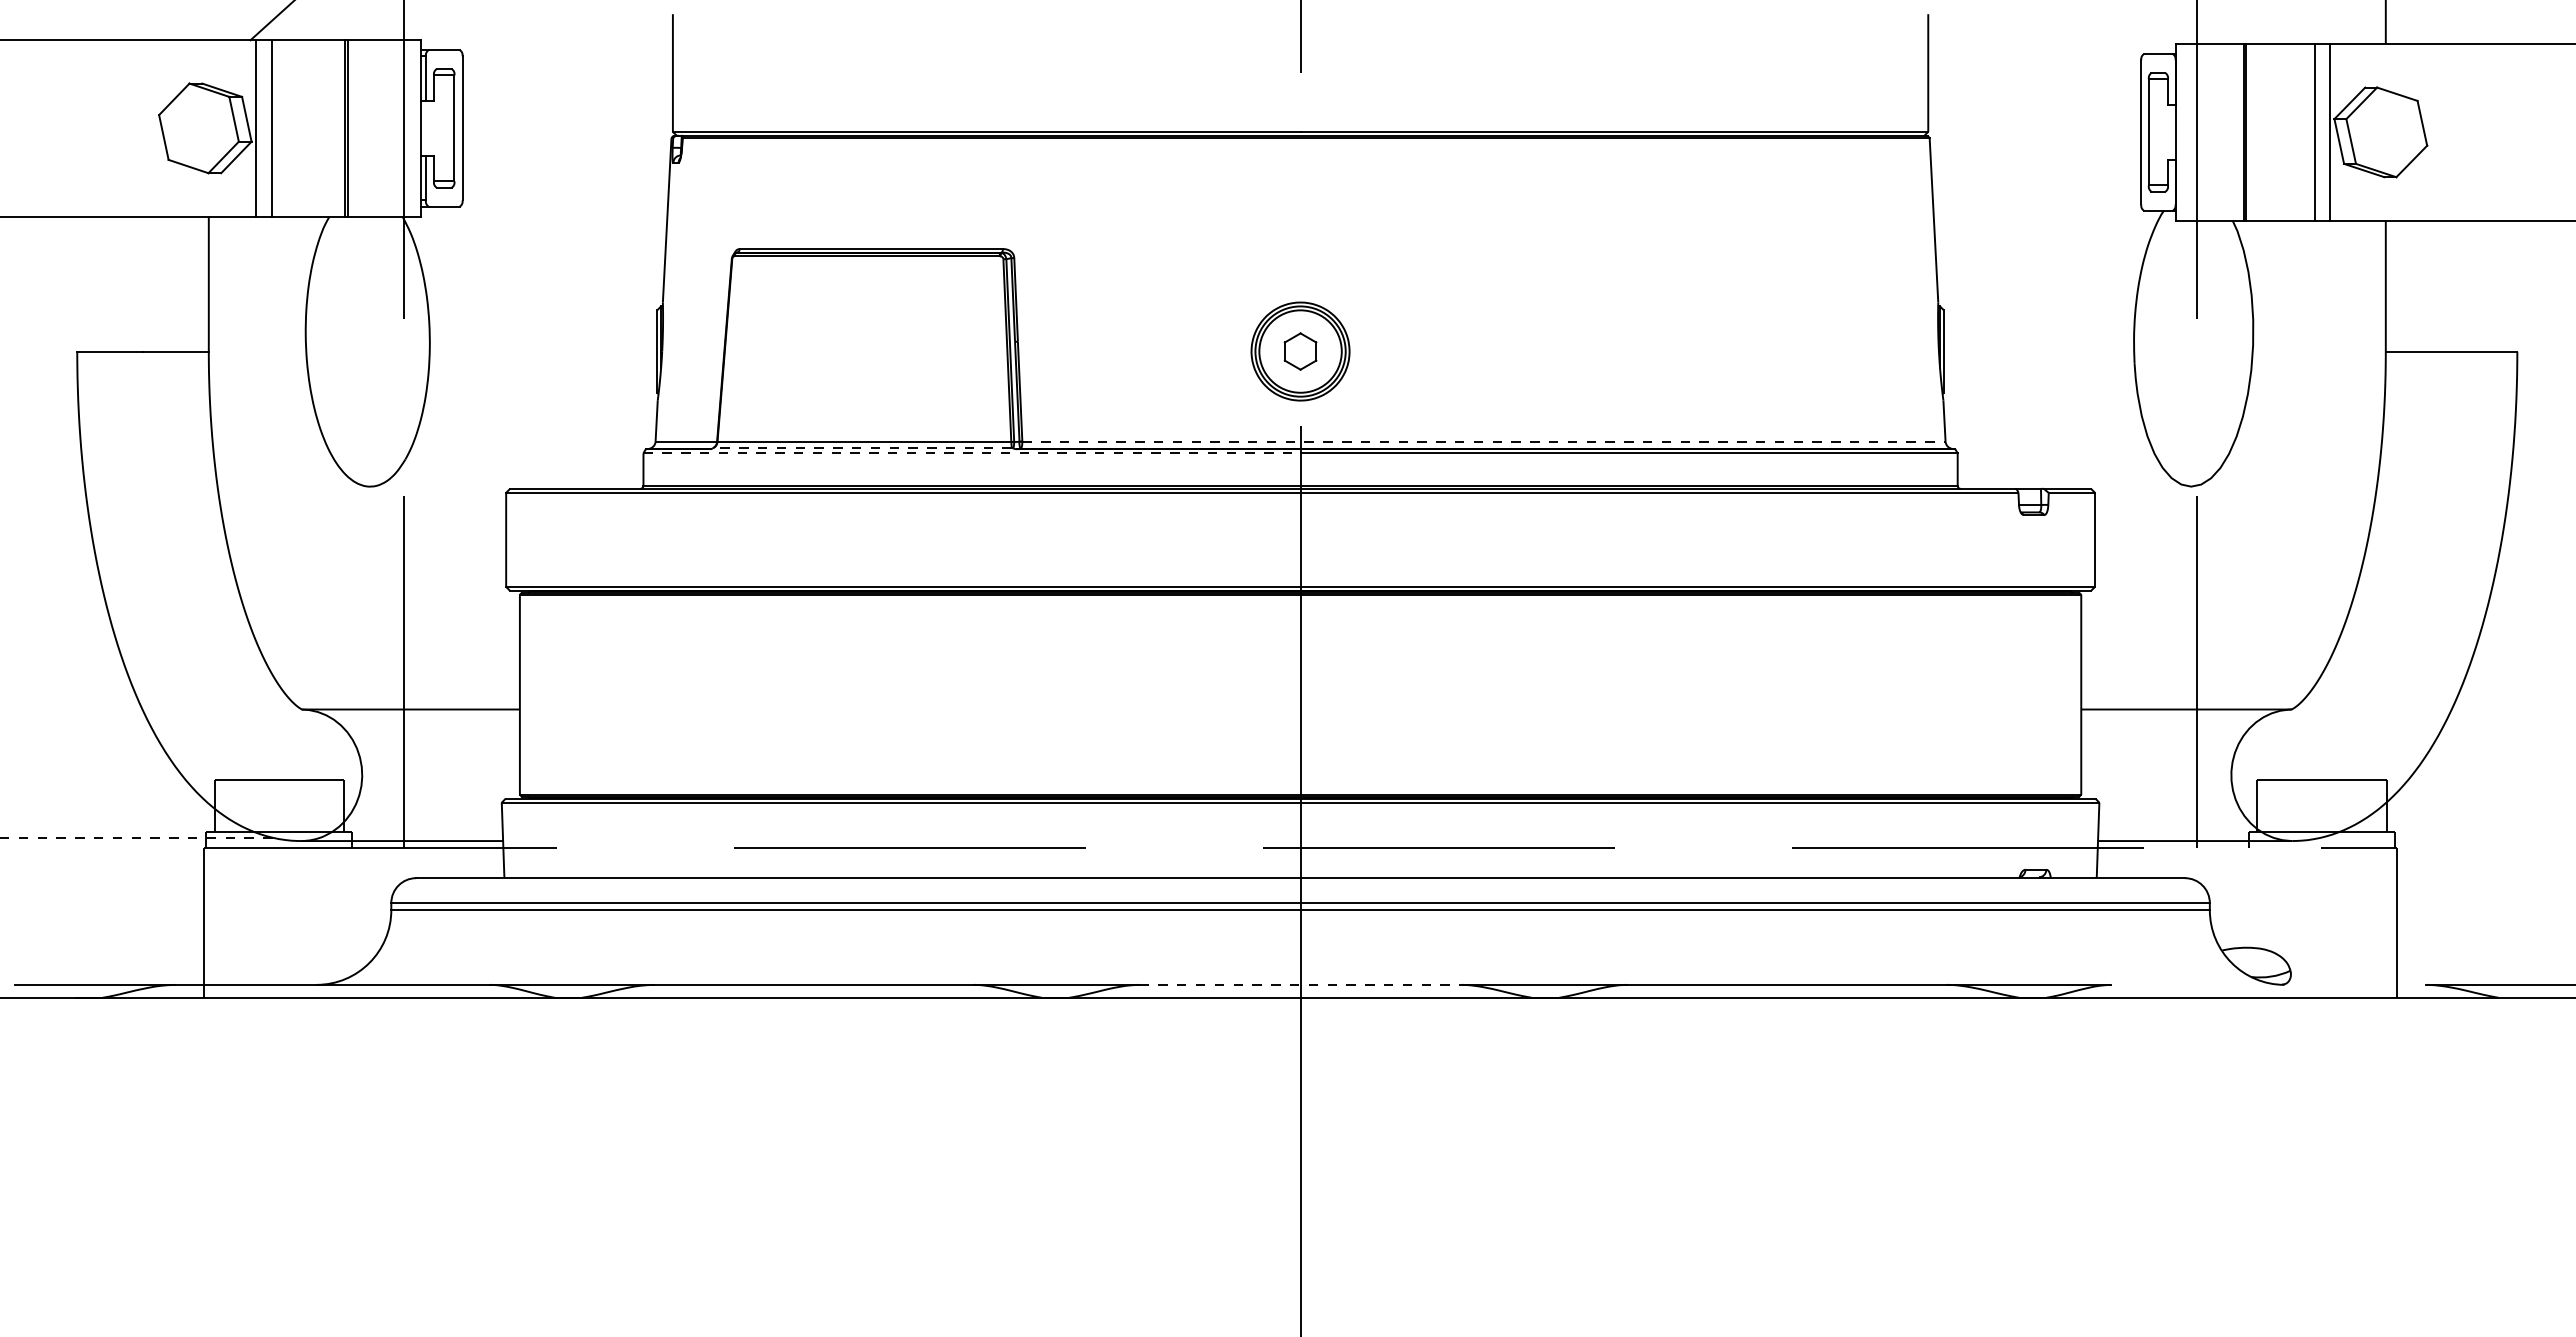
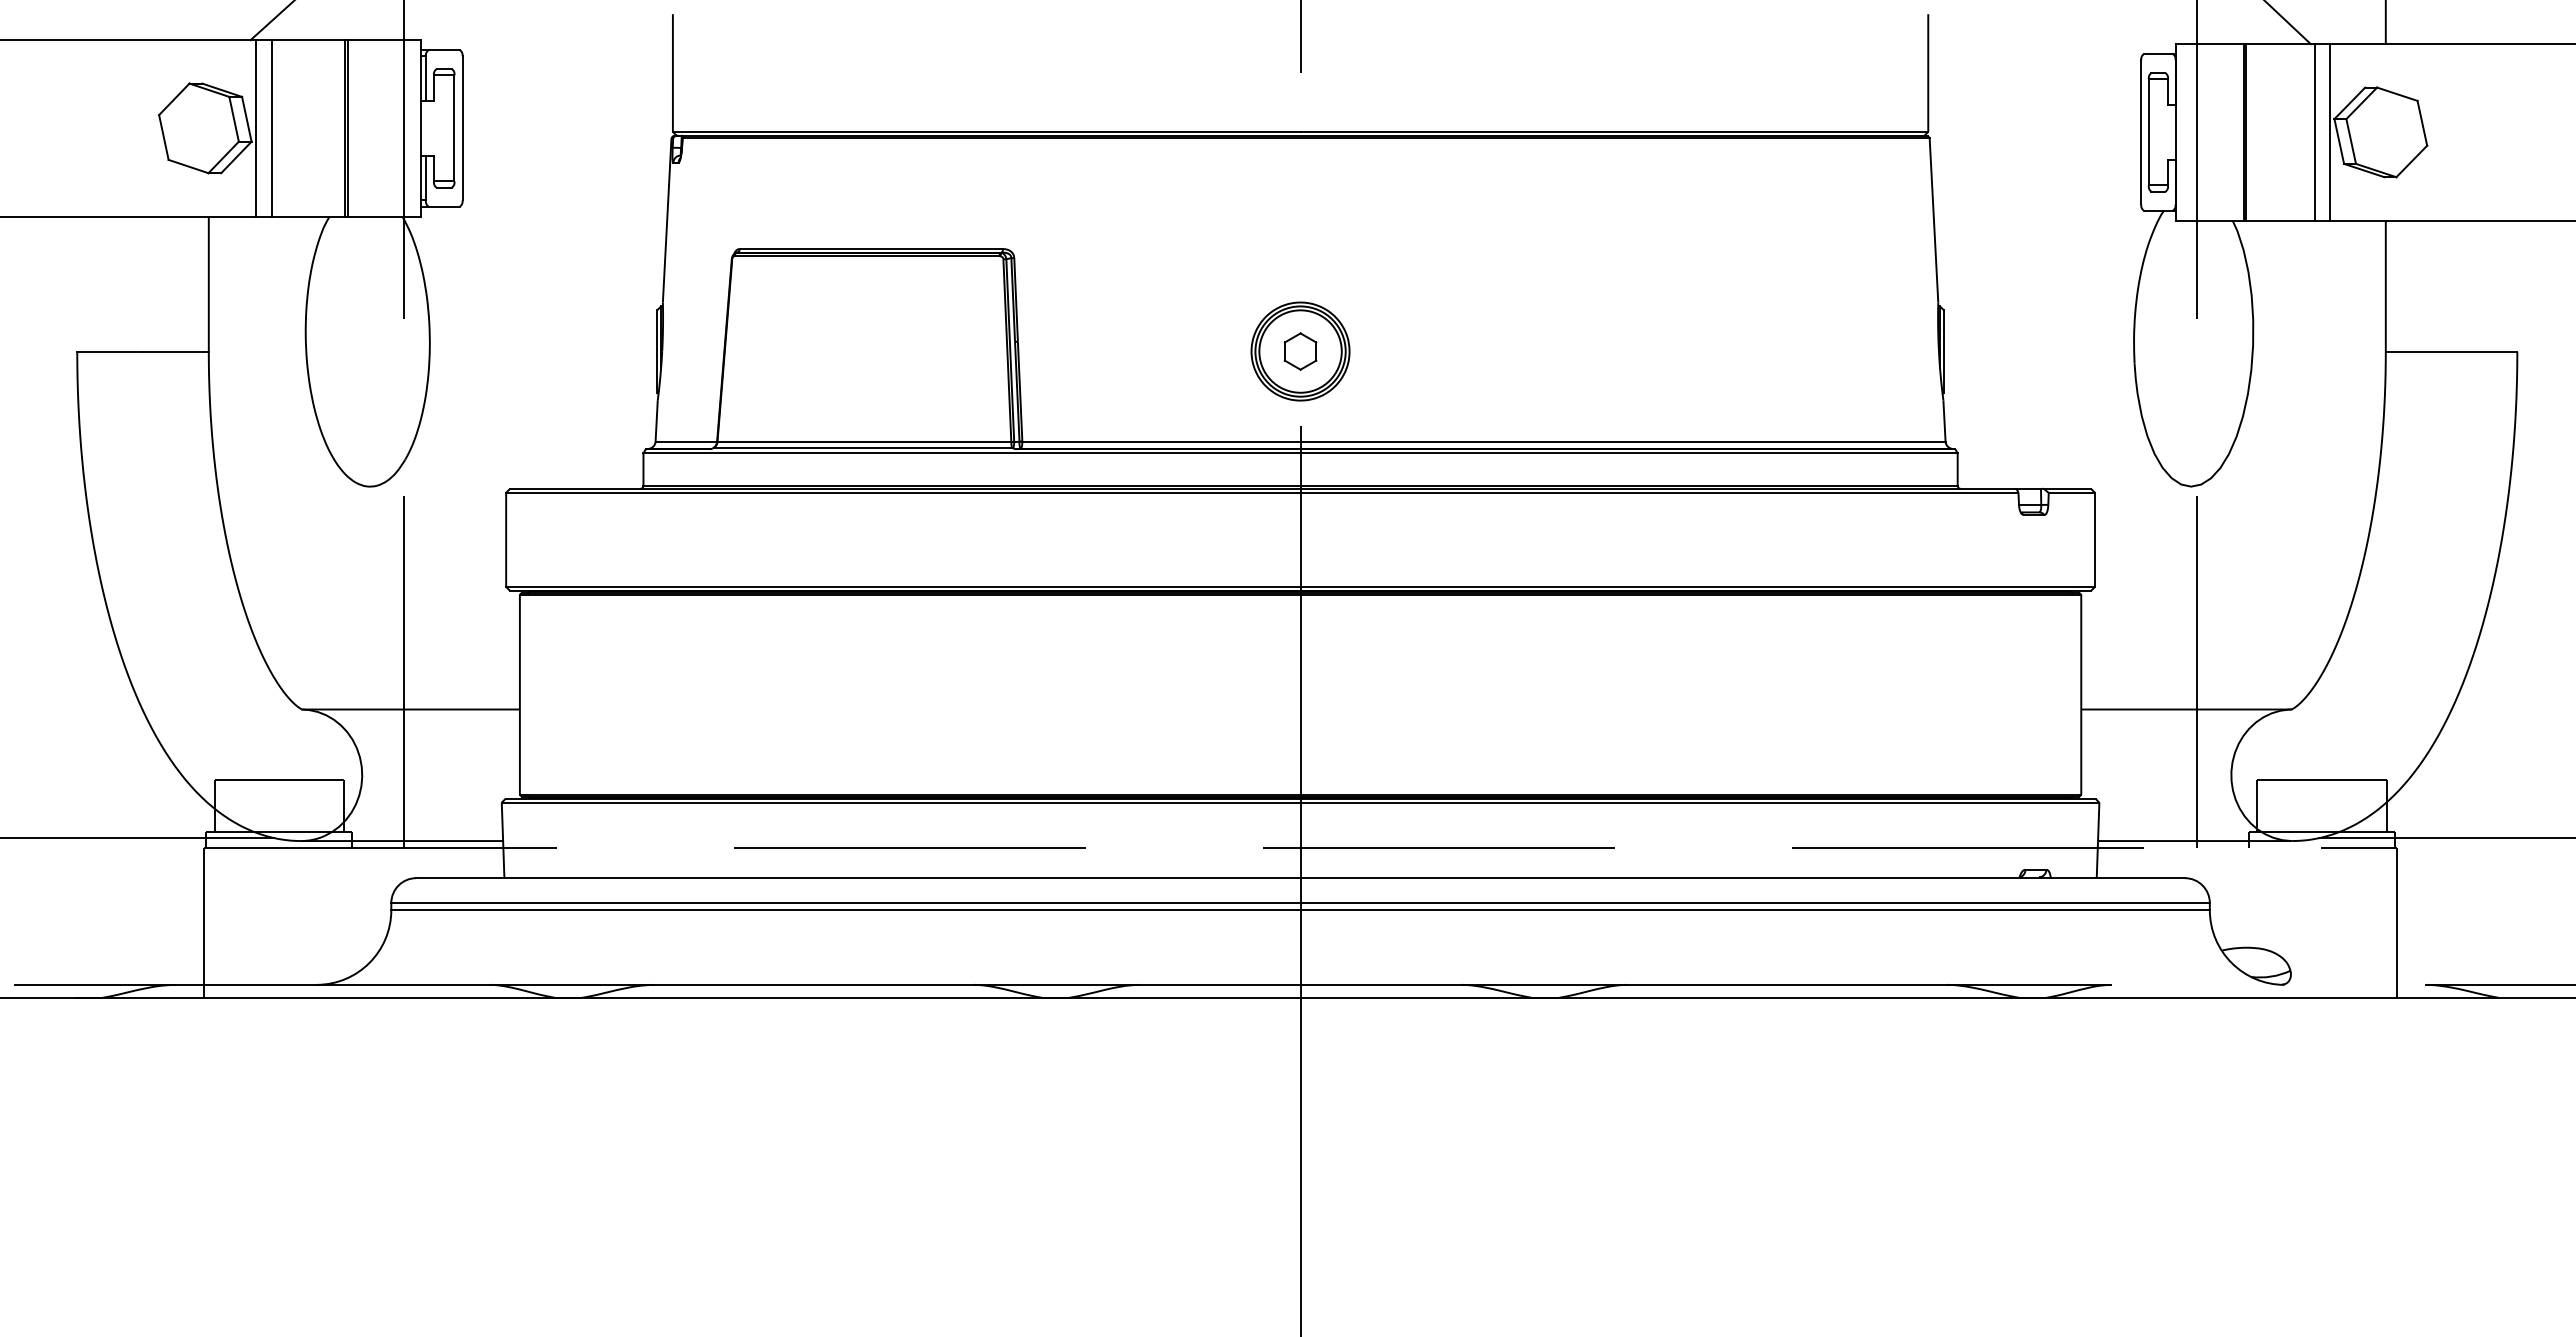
line: none -> present (2288, 23)
line: dashed -> solid (1483, 441)
line: dashed -> solid (862, 447)
line: dashed -> solid (972, 453)
line: dashed -> solid (137, 838)
line: none -> present (2445, 838)
line: dashed -> solid (1301, 984)
